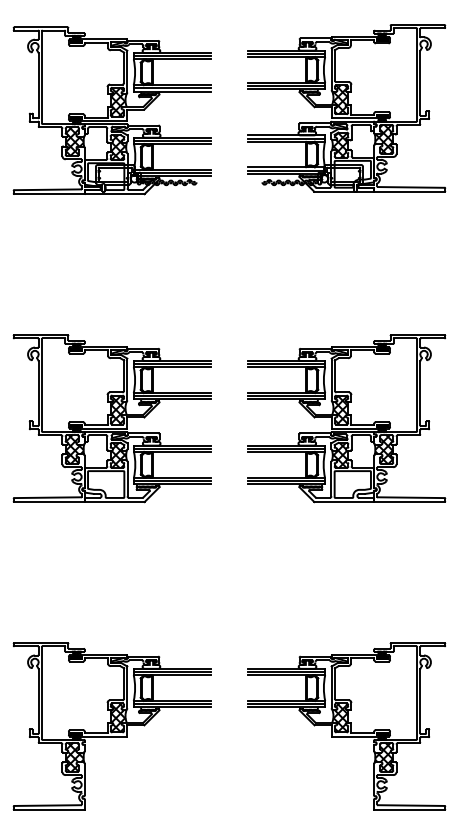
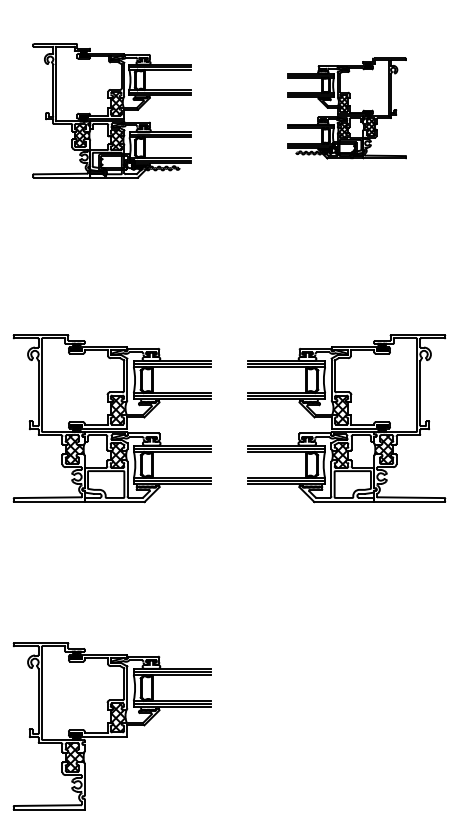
part size: 200x169 px -> 120x103 px (346, 108)
part size: 200x170 px -> 160x136 px (111, 110)
part: present -> none (346, 726)
